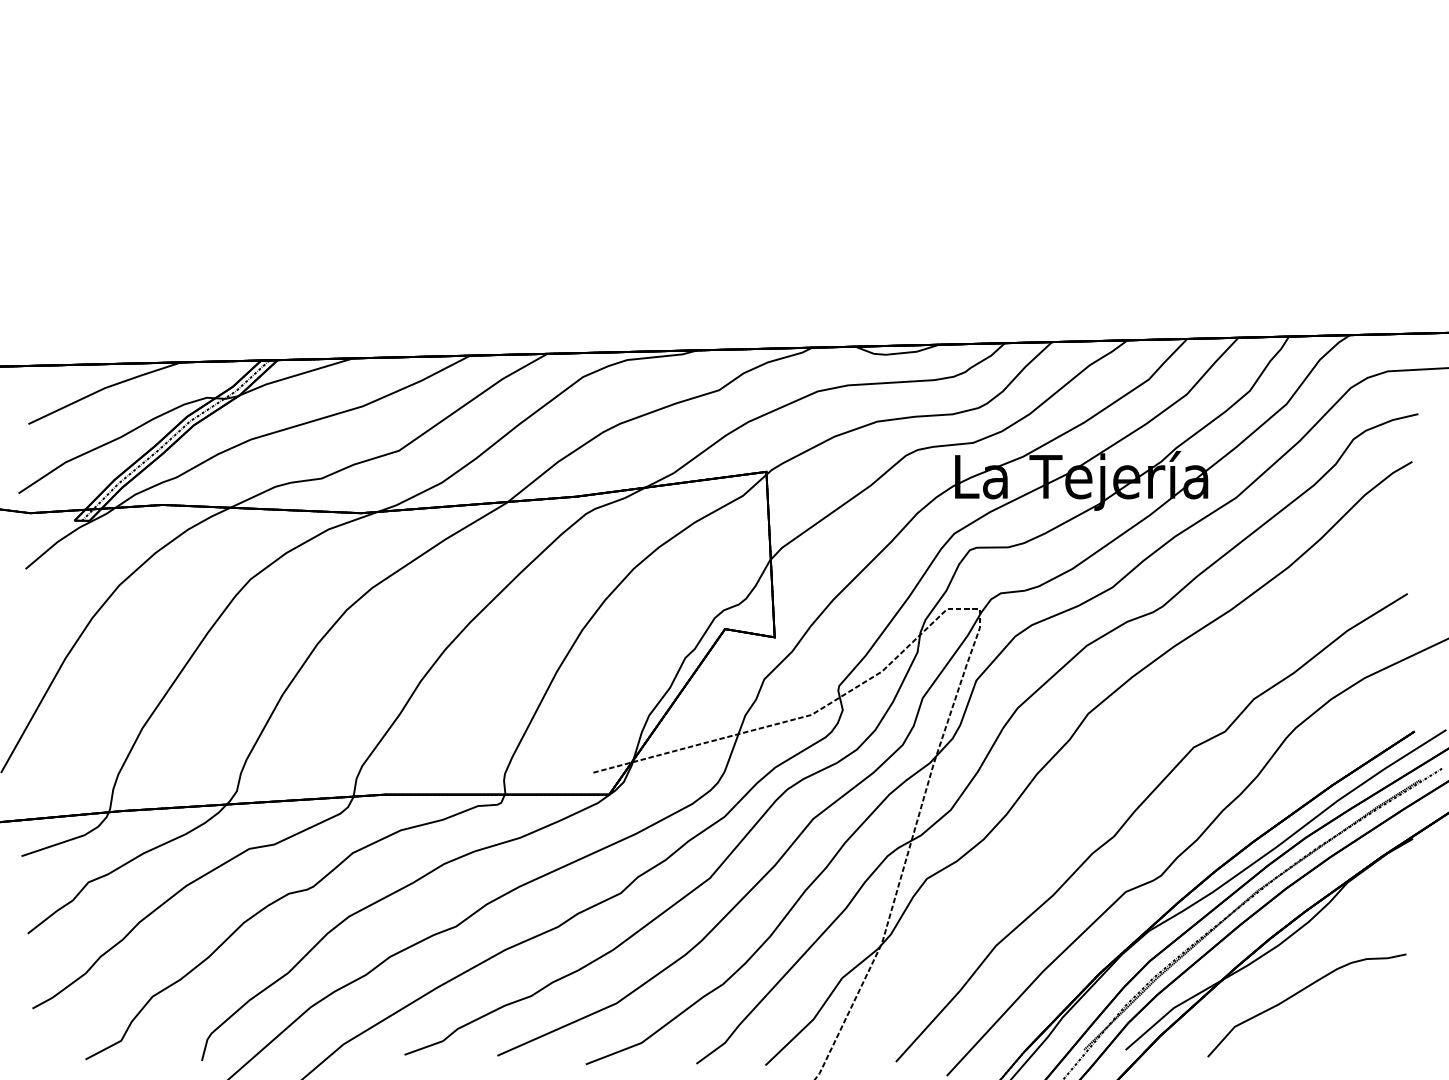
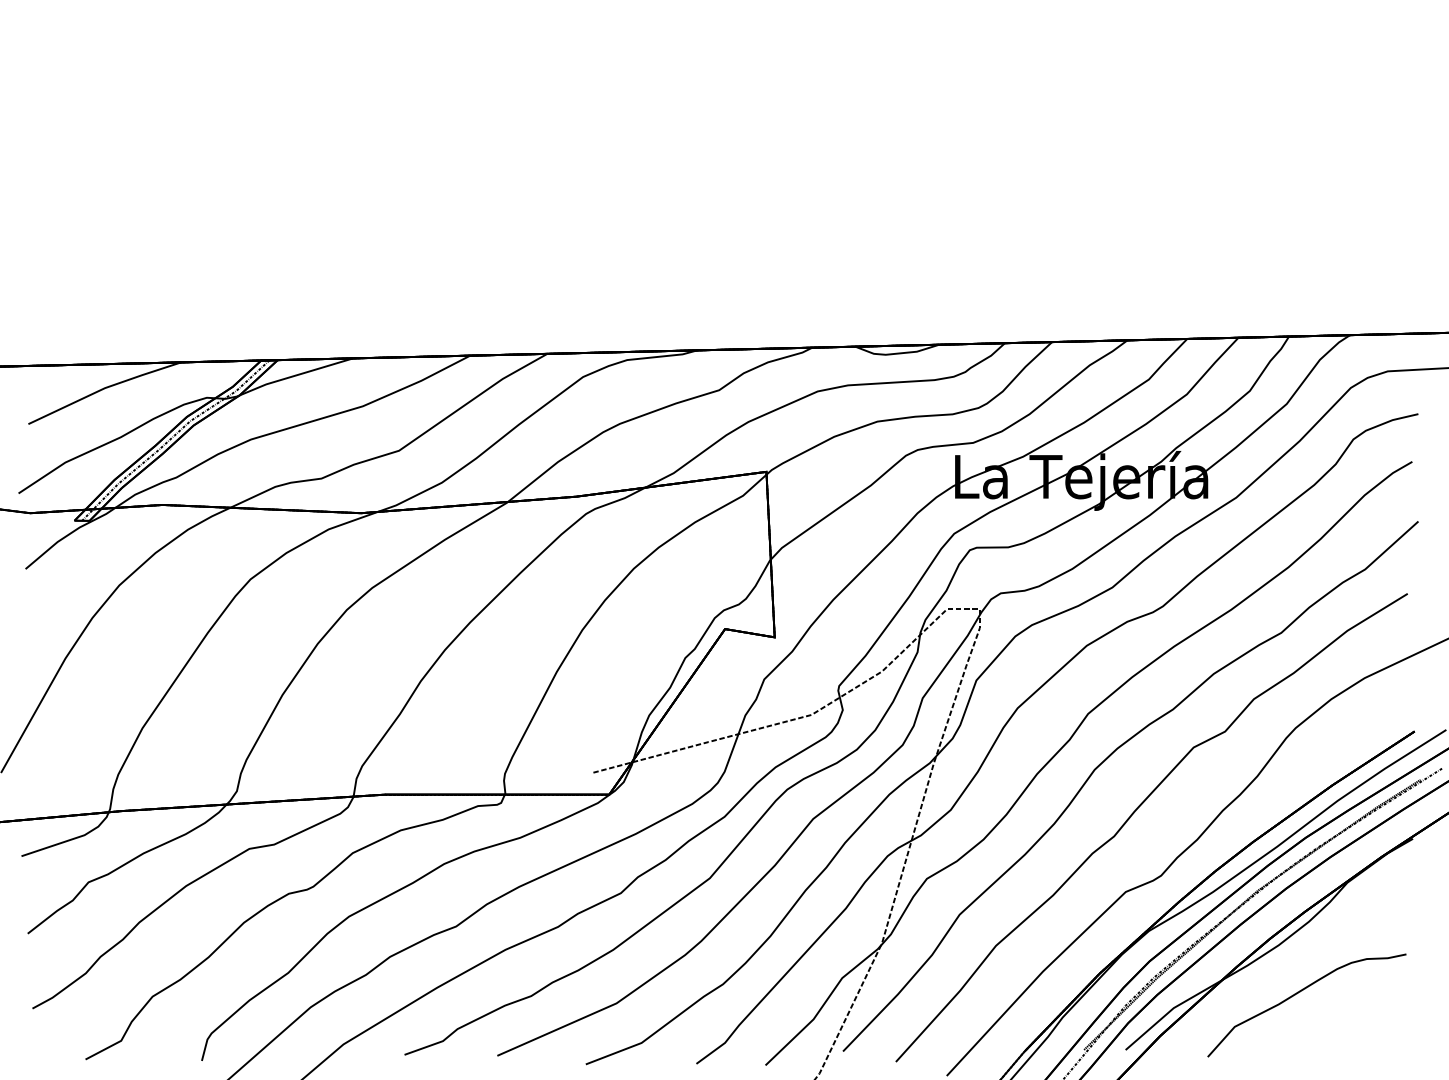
part: none -> present (1105, 761)
